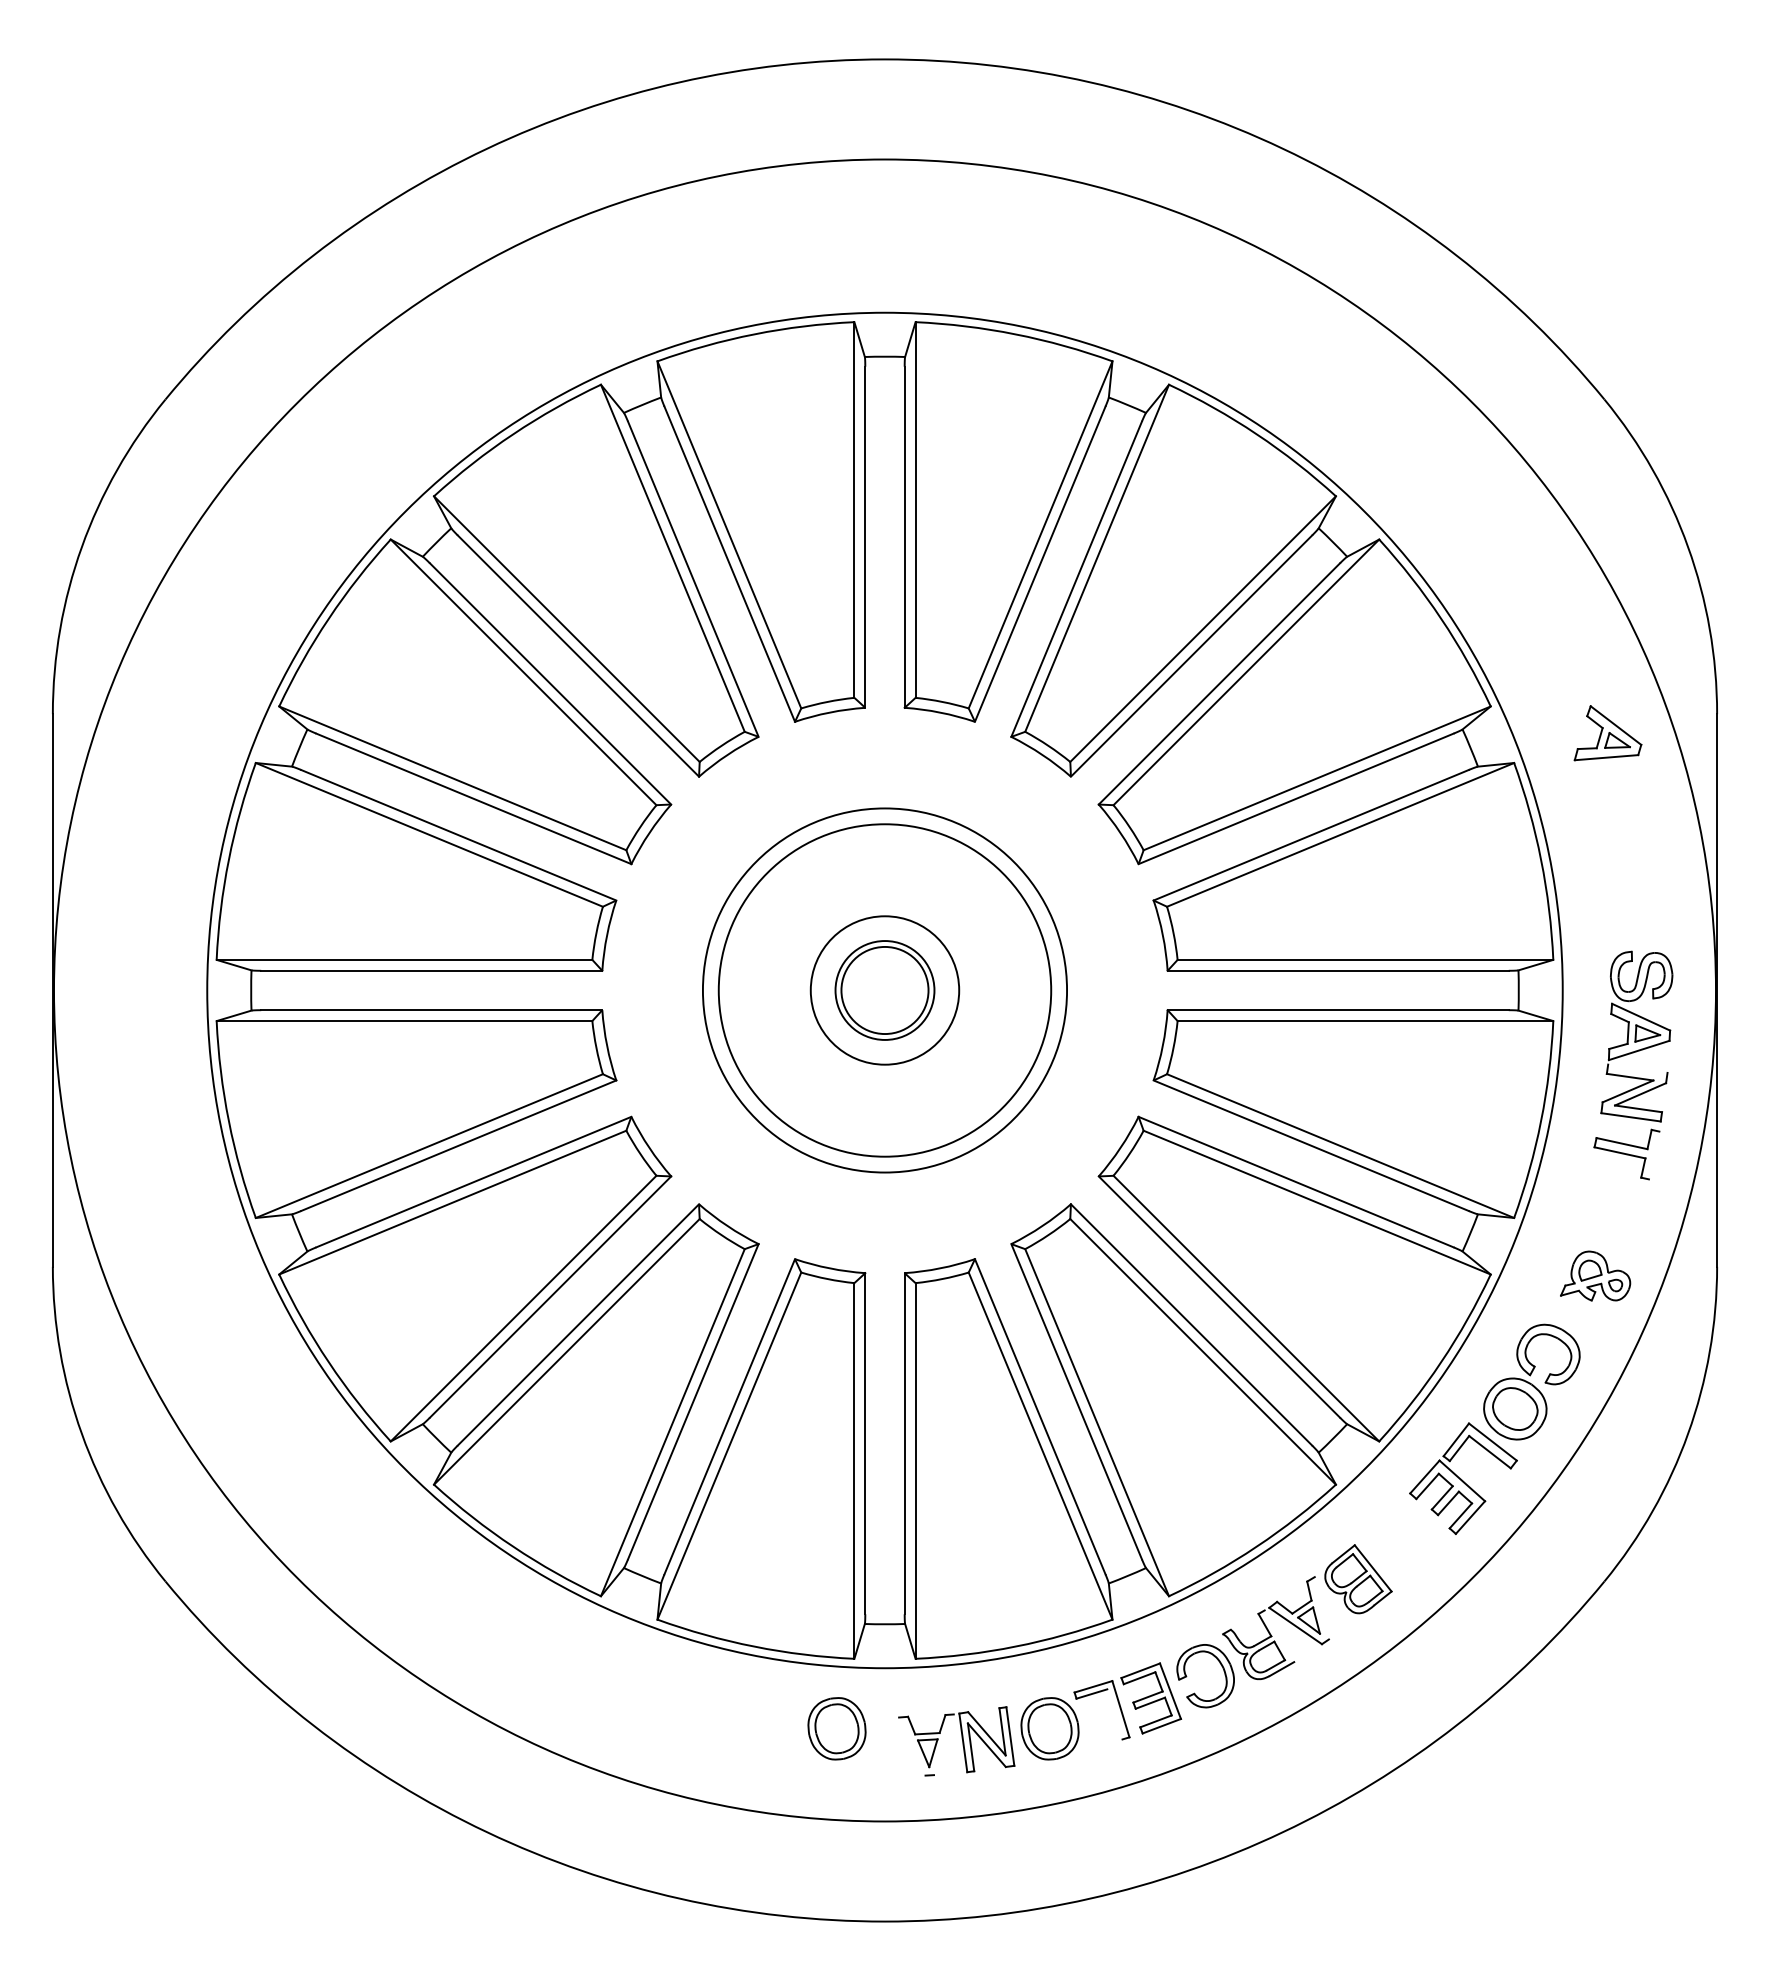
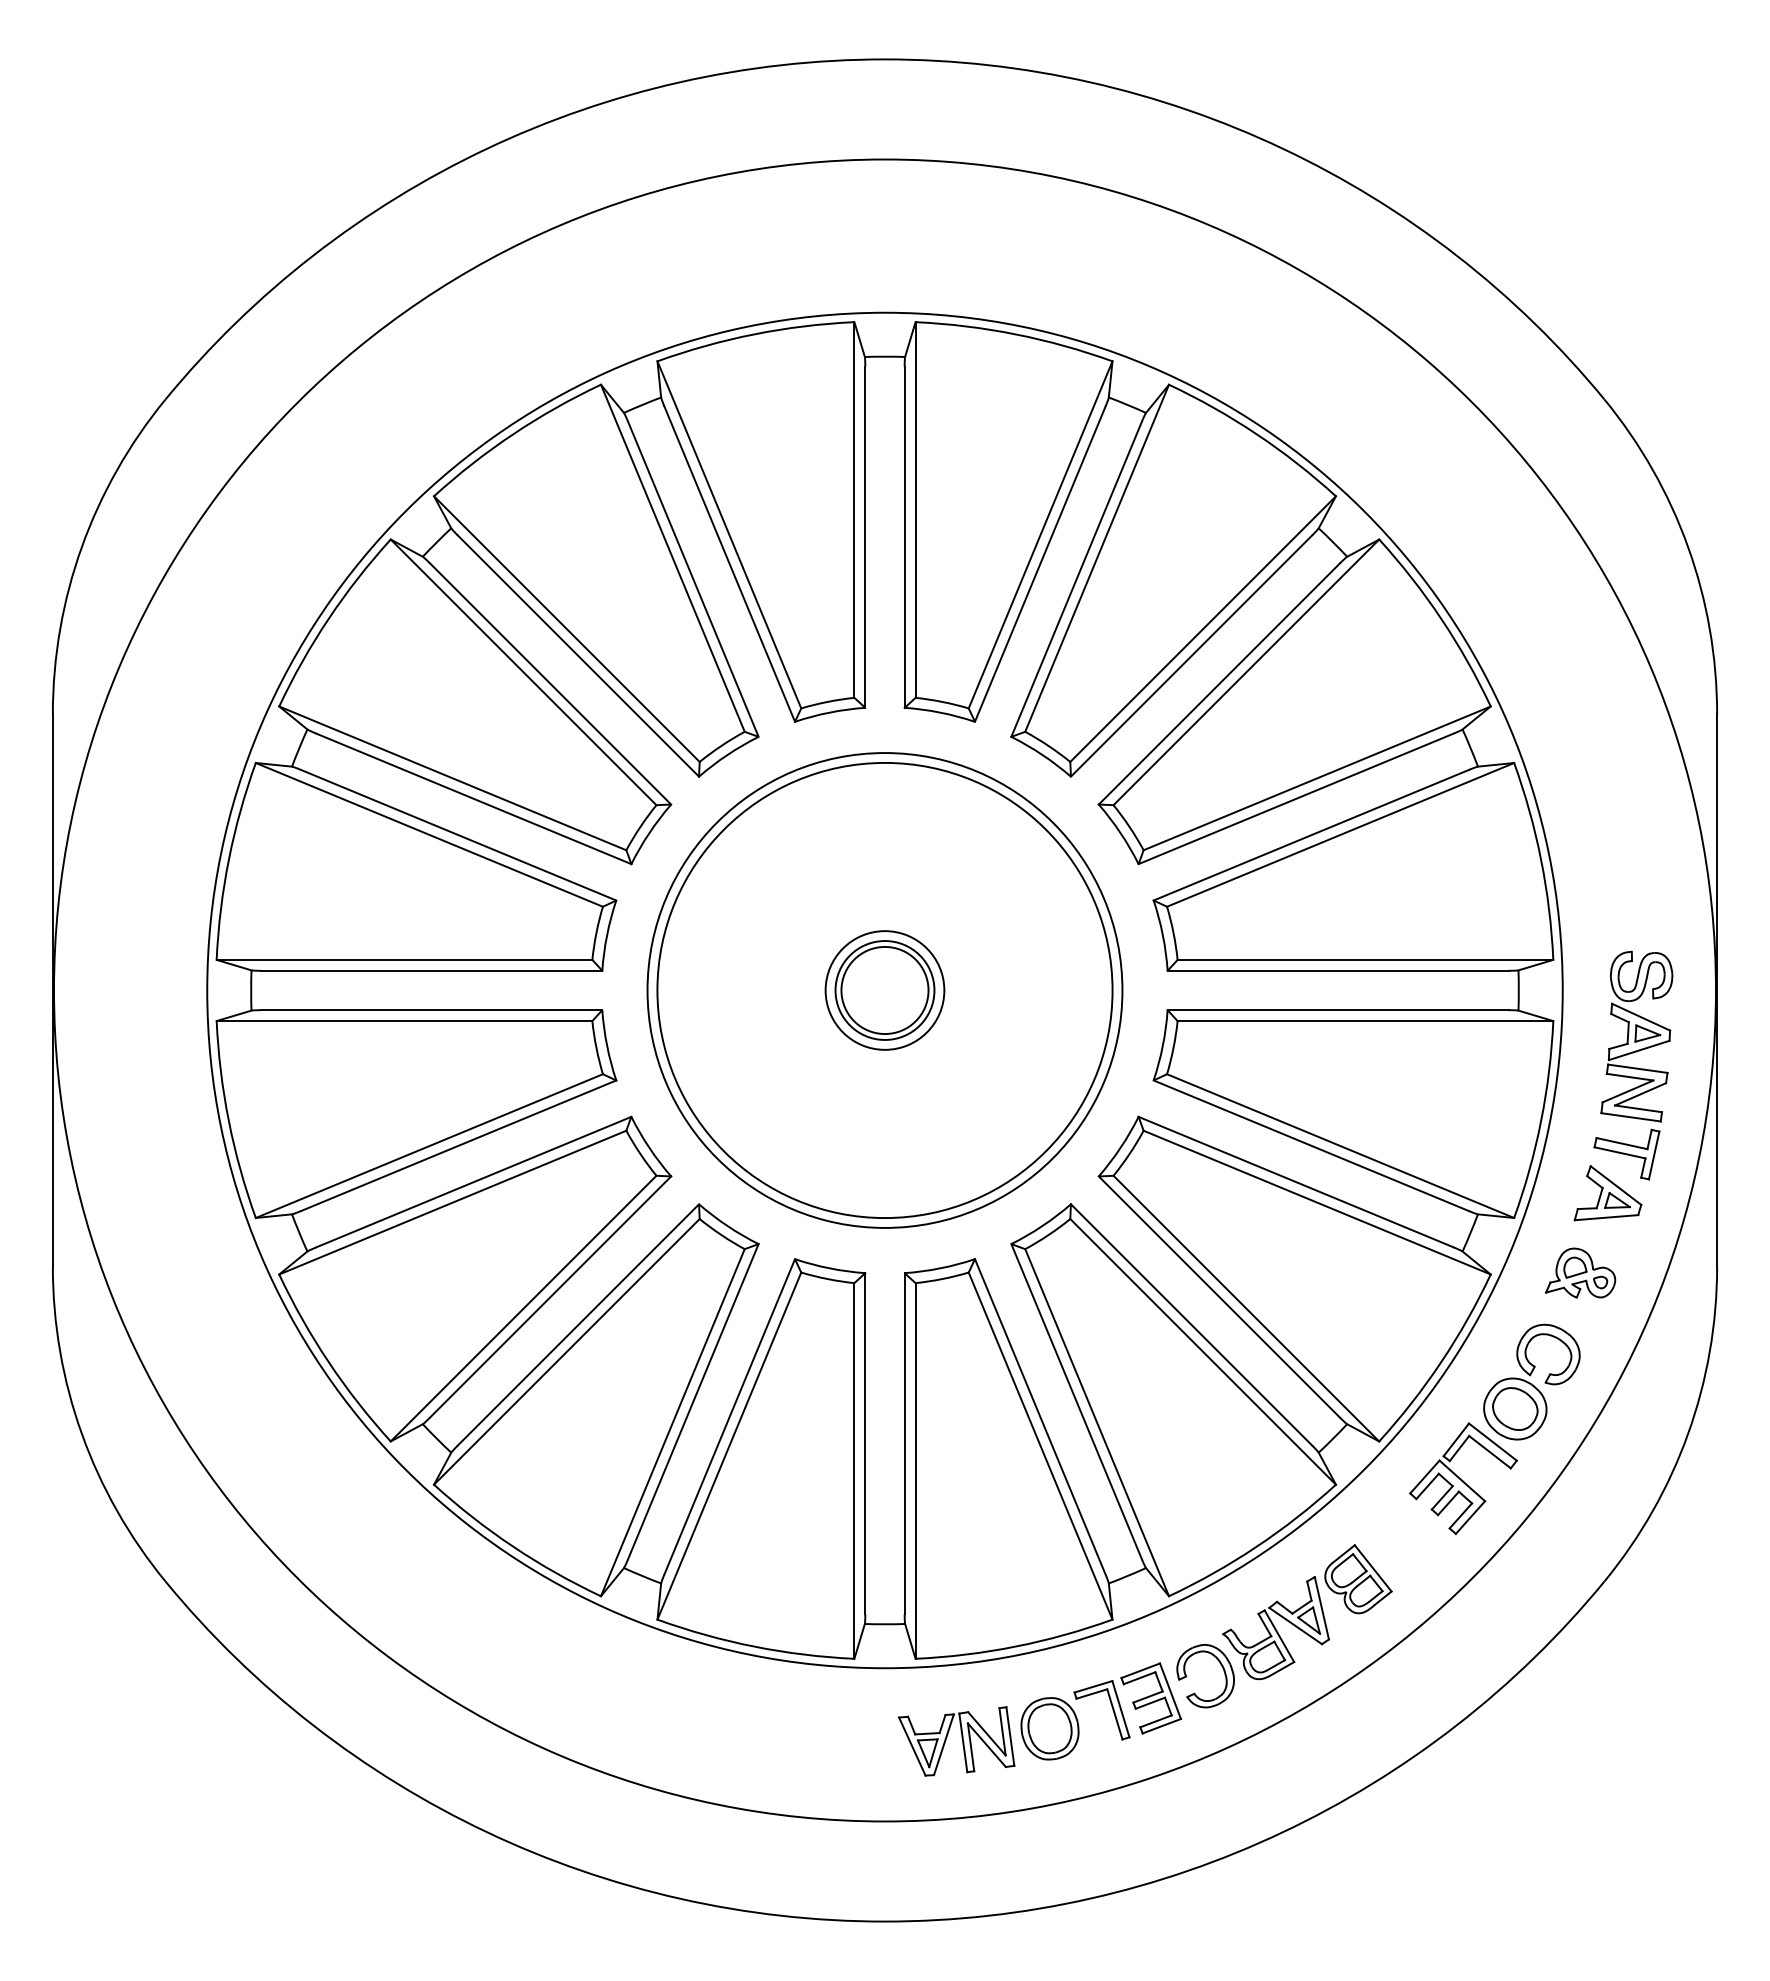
part position: (1607, 733) -> (1607, 1193) (1607, 1193)
circle diameter: 148 px -> 119 px (884, 990)
circle diameter: 332 px -> 475 px (884, 990)
circle diameter: 364 px -> 455 px (884, 990)
line: none -> present (1637, 1068)
line: none -> present (1653, 1155)
part position: (1595, 1275) -> (1580, 1272) (1580, 1272)
line: none -> present (1321, 1608)
line: none -> present (1279, 1636)
line: none -> present (1114, 1714)
part: present -> none (836, 1728)
line: none -> present (943, 1744)
line: none -> present (912, 1746)
